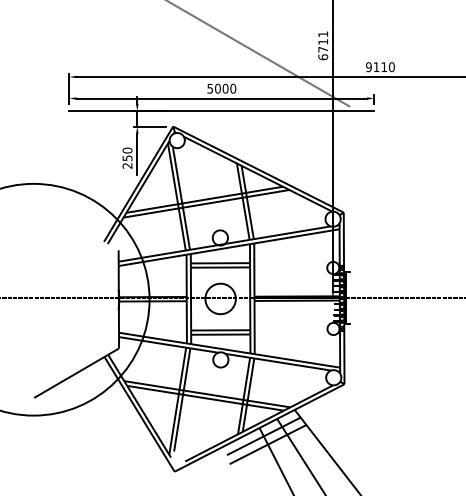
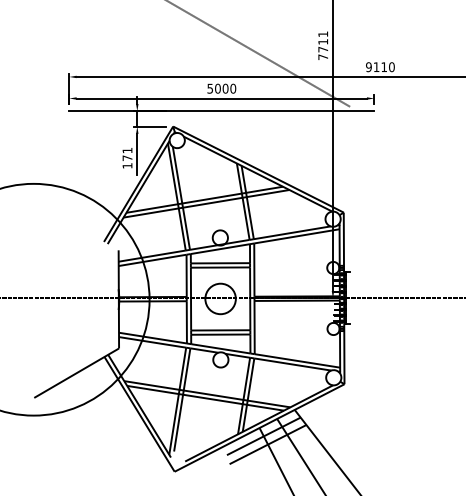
text: 6711 -> 7711 (323, 57)
text: 250 -> 171 (127, 157)
